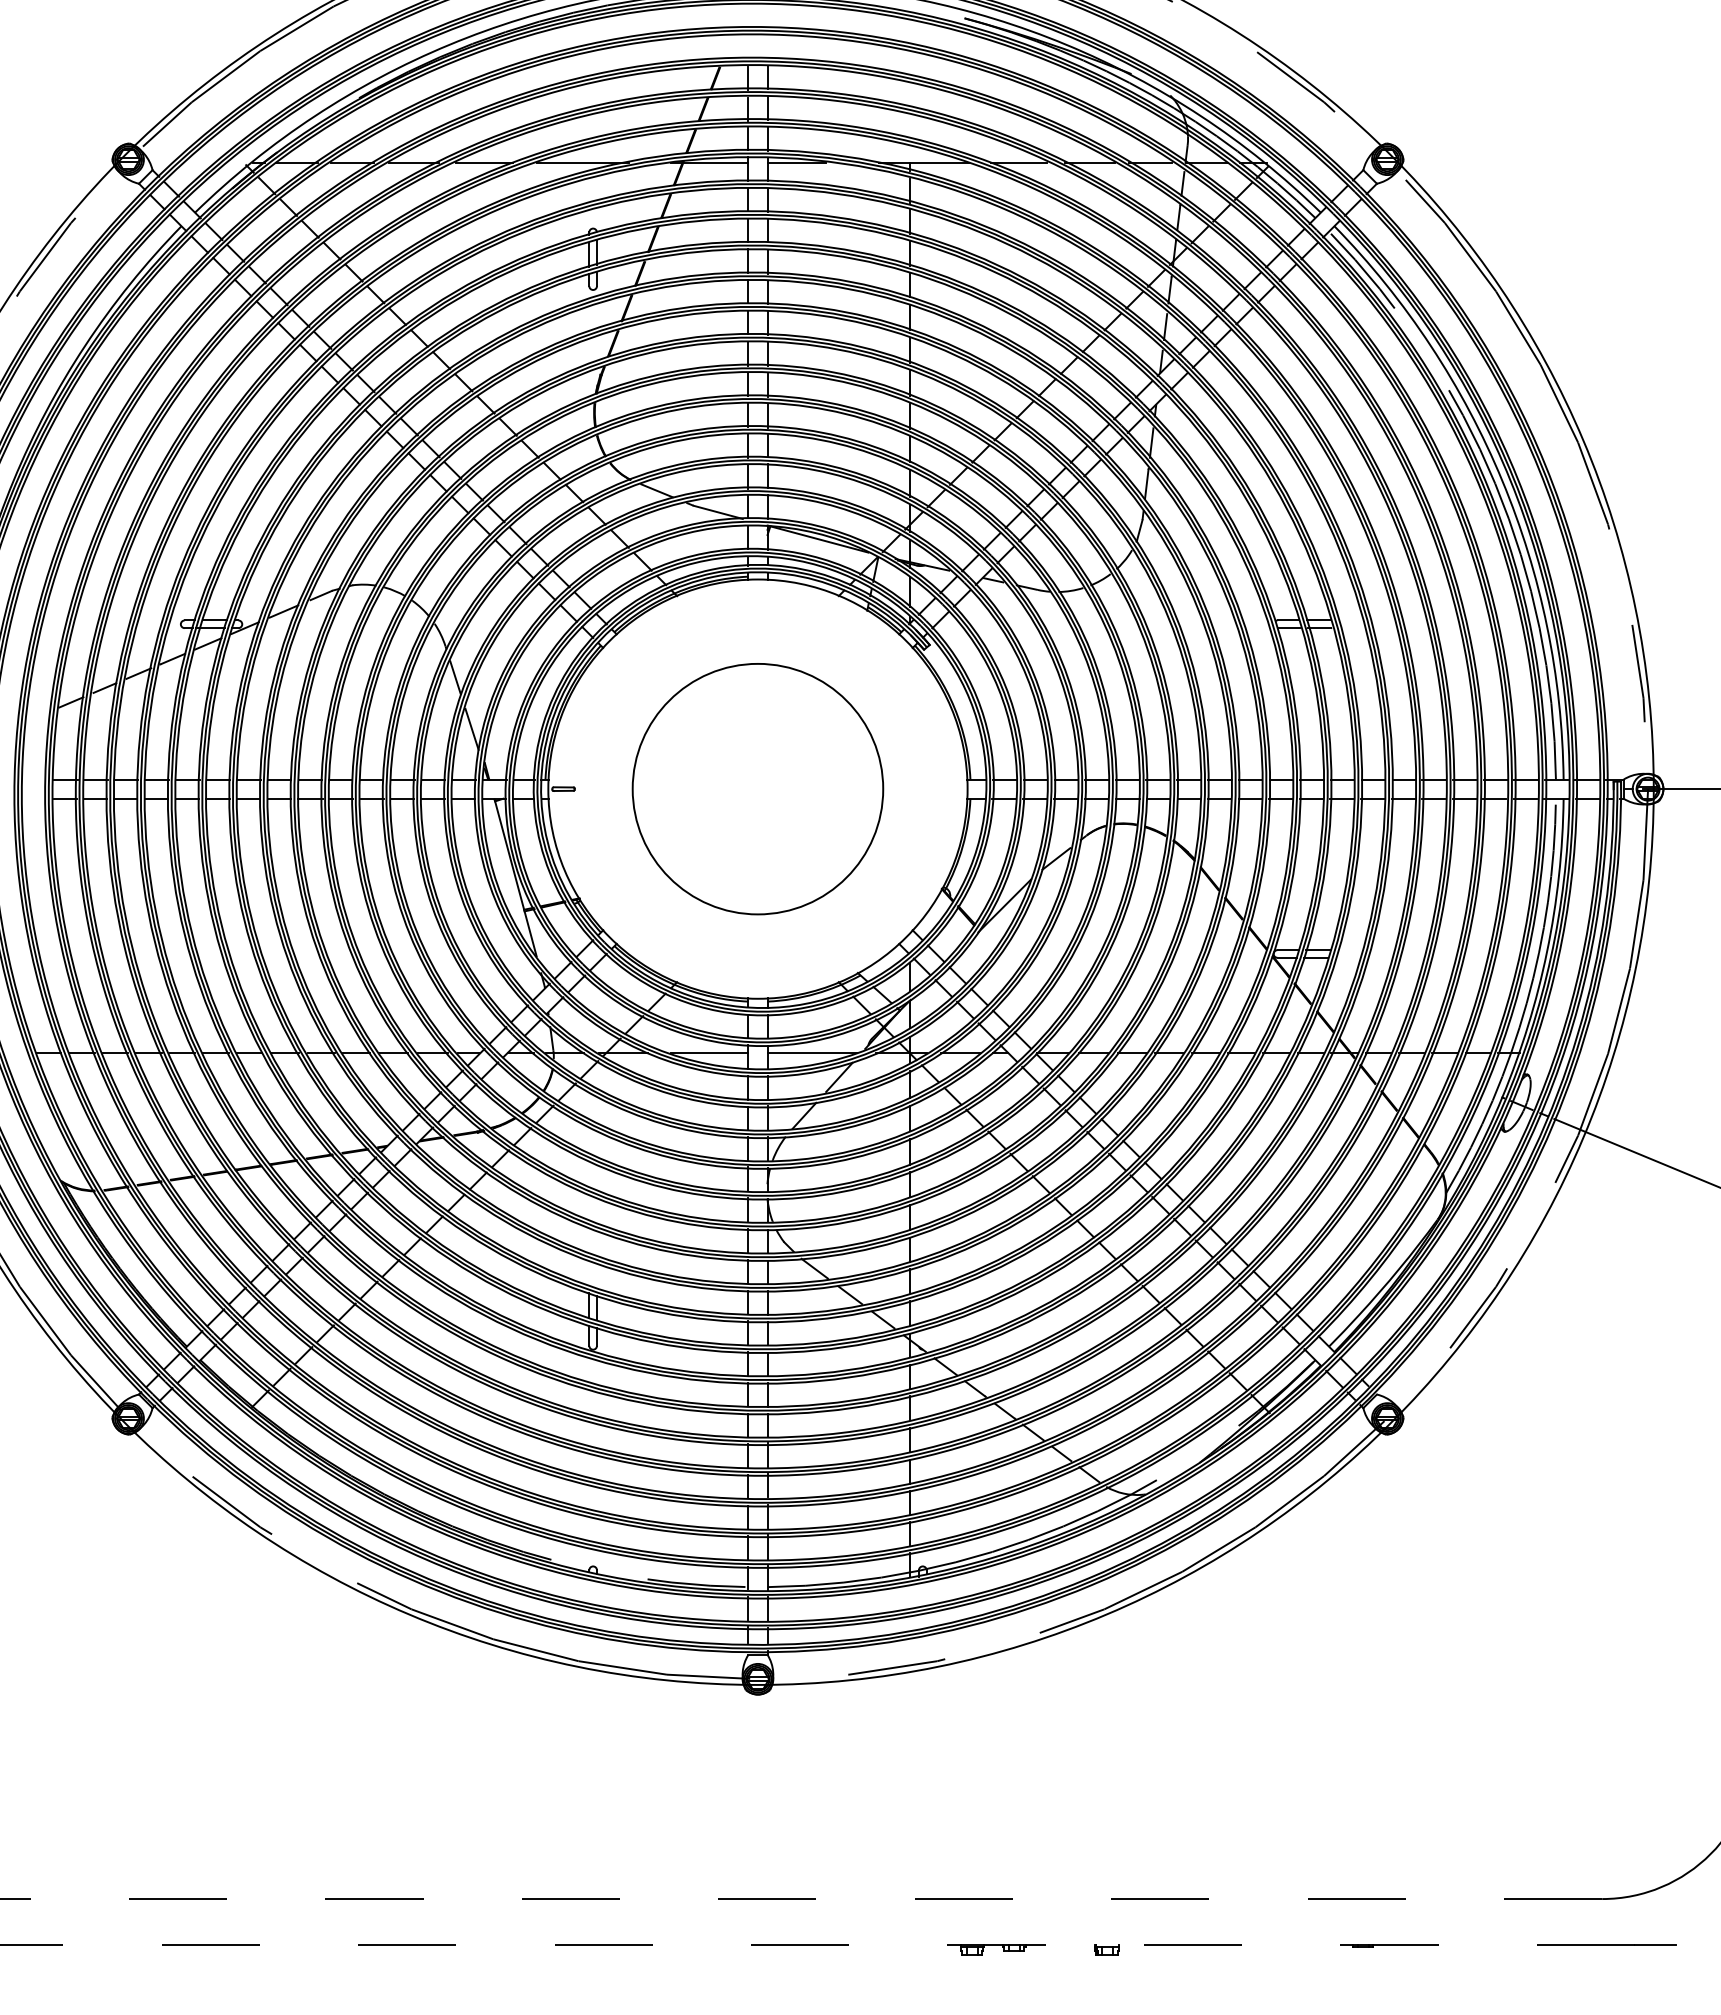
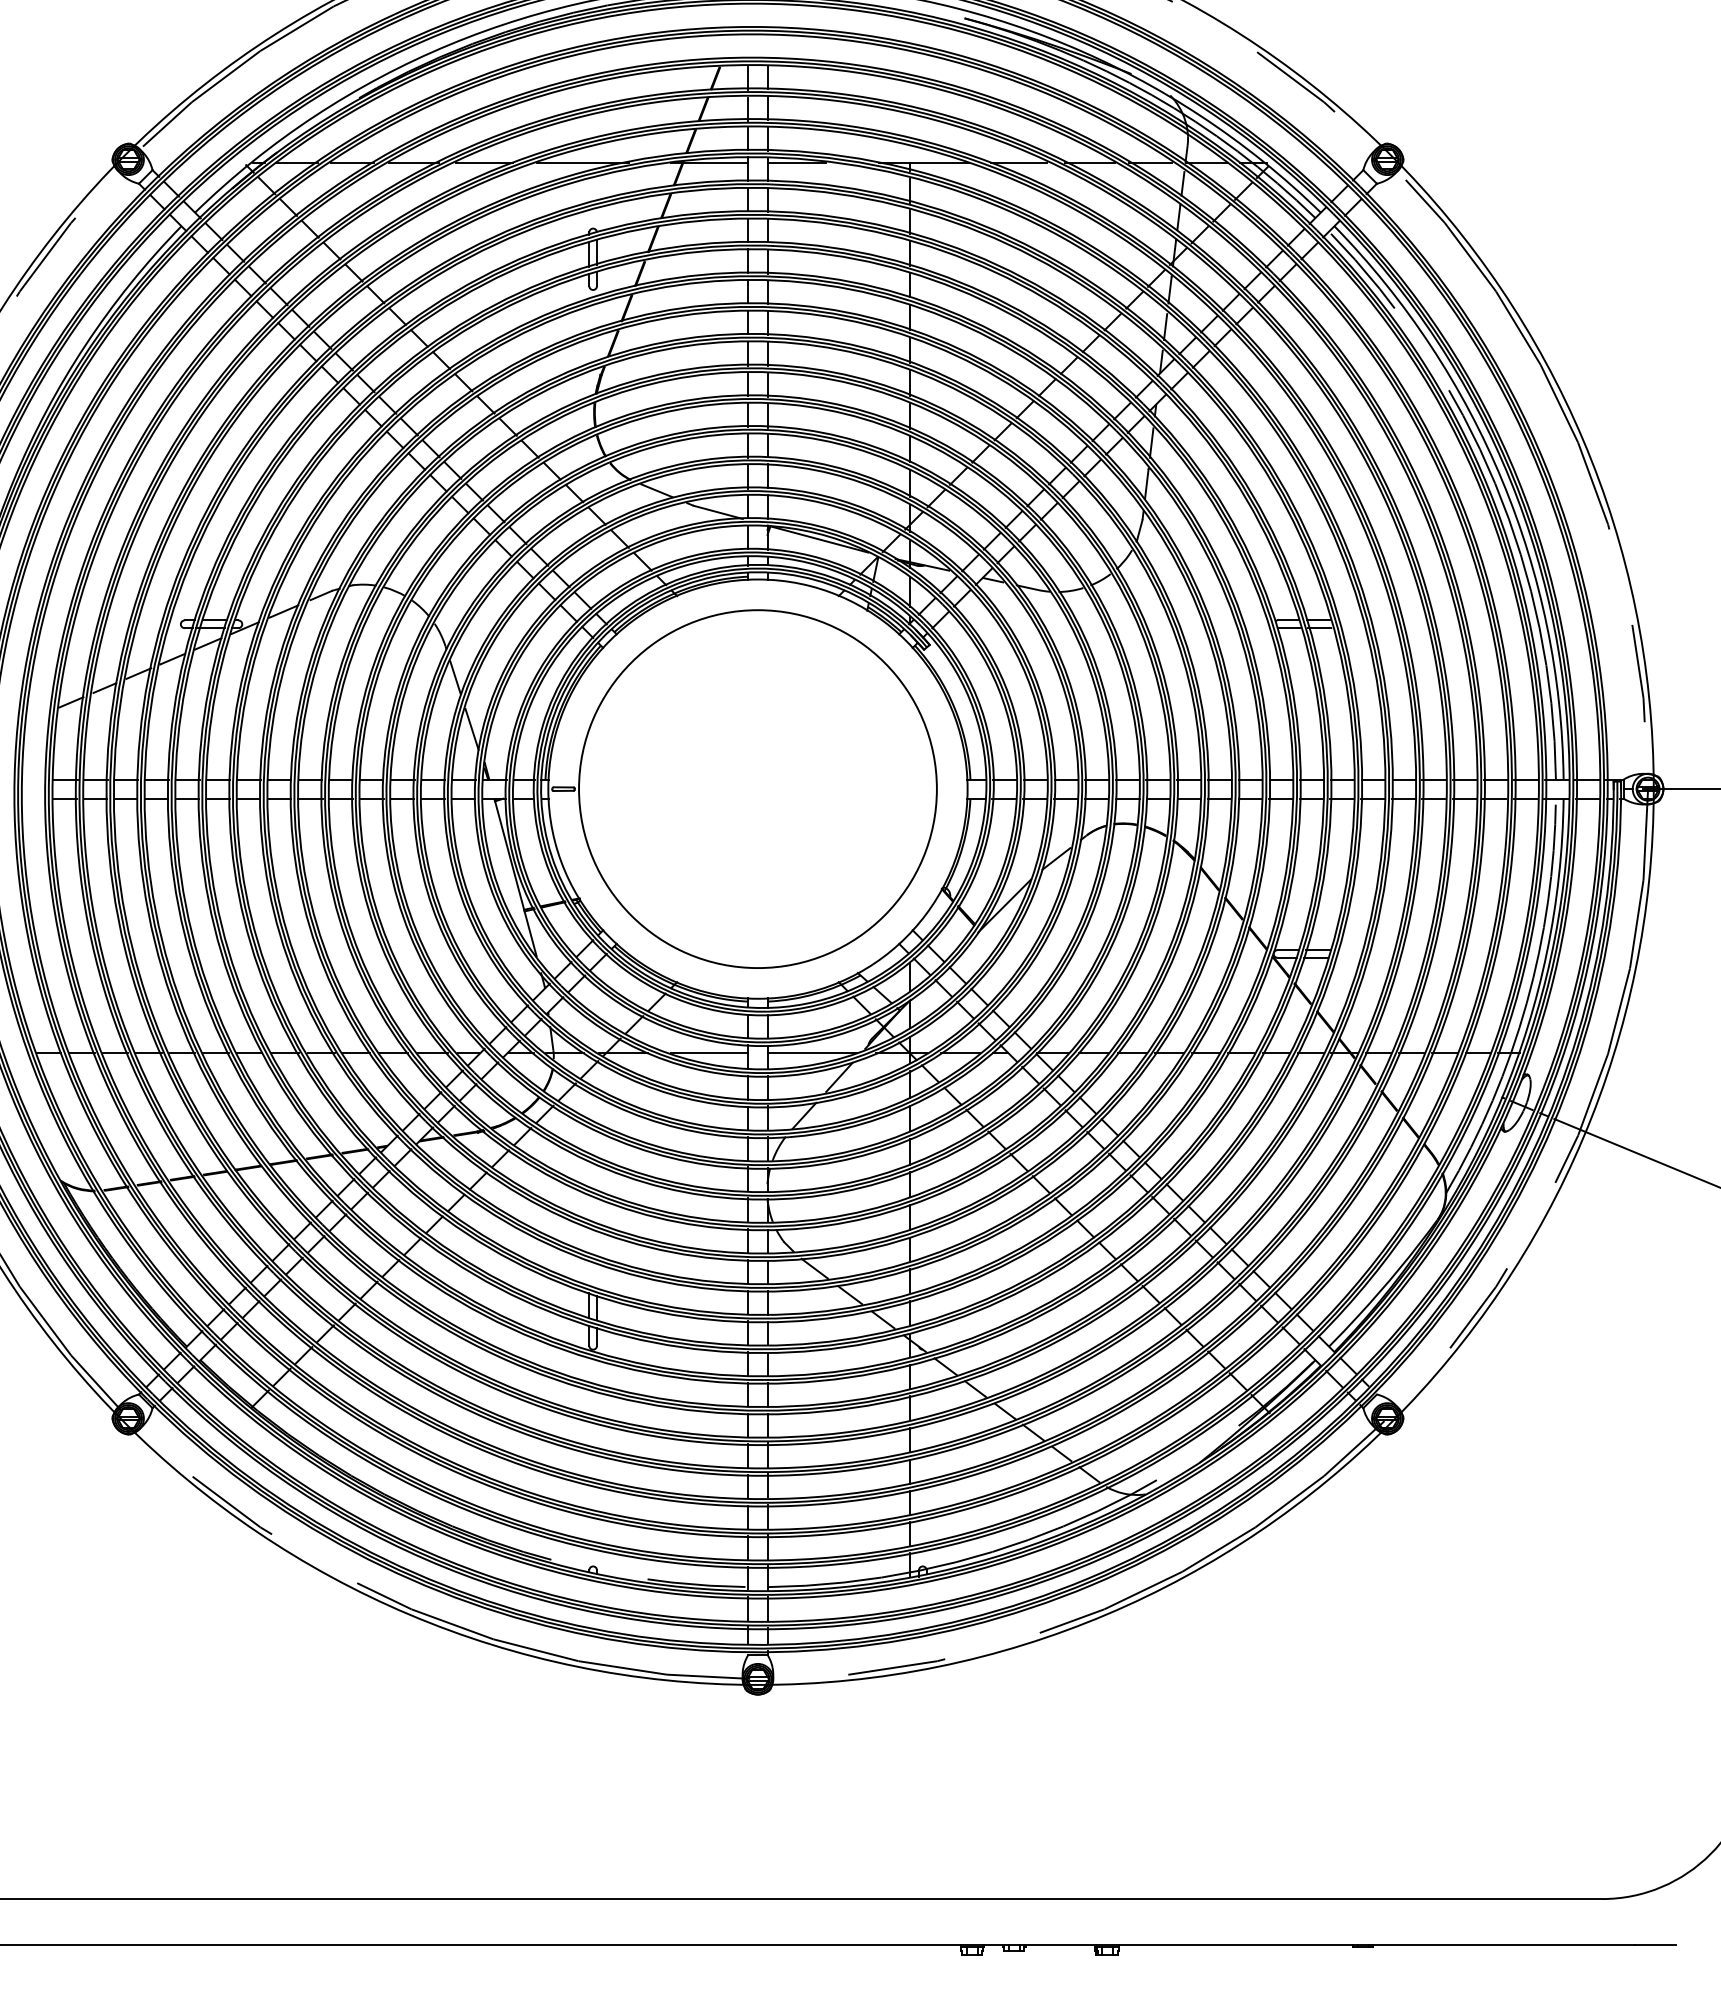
circle diameter: 251 px -> 358 px (757, 789)
line: dashed -> solid (801, 1899)
line: dashed -> solid (817, 1944)
